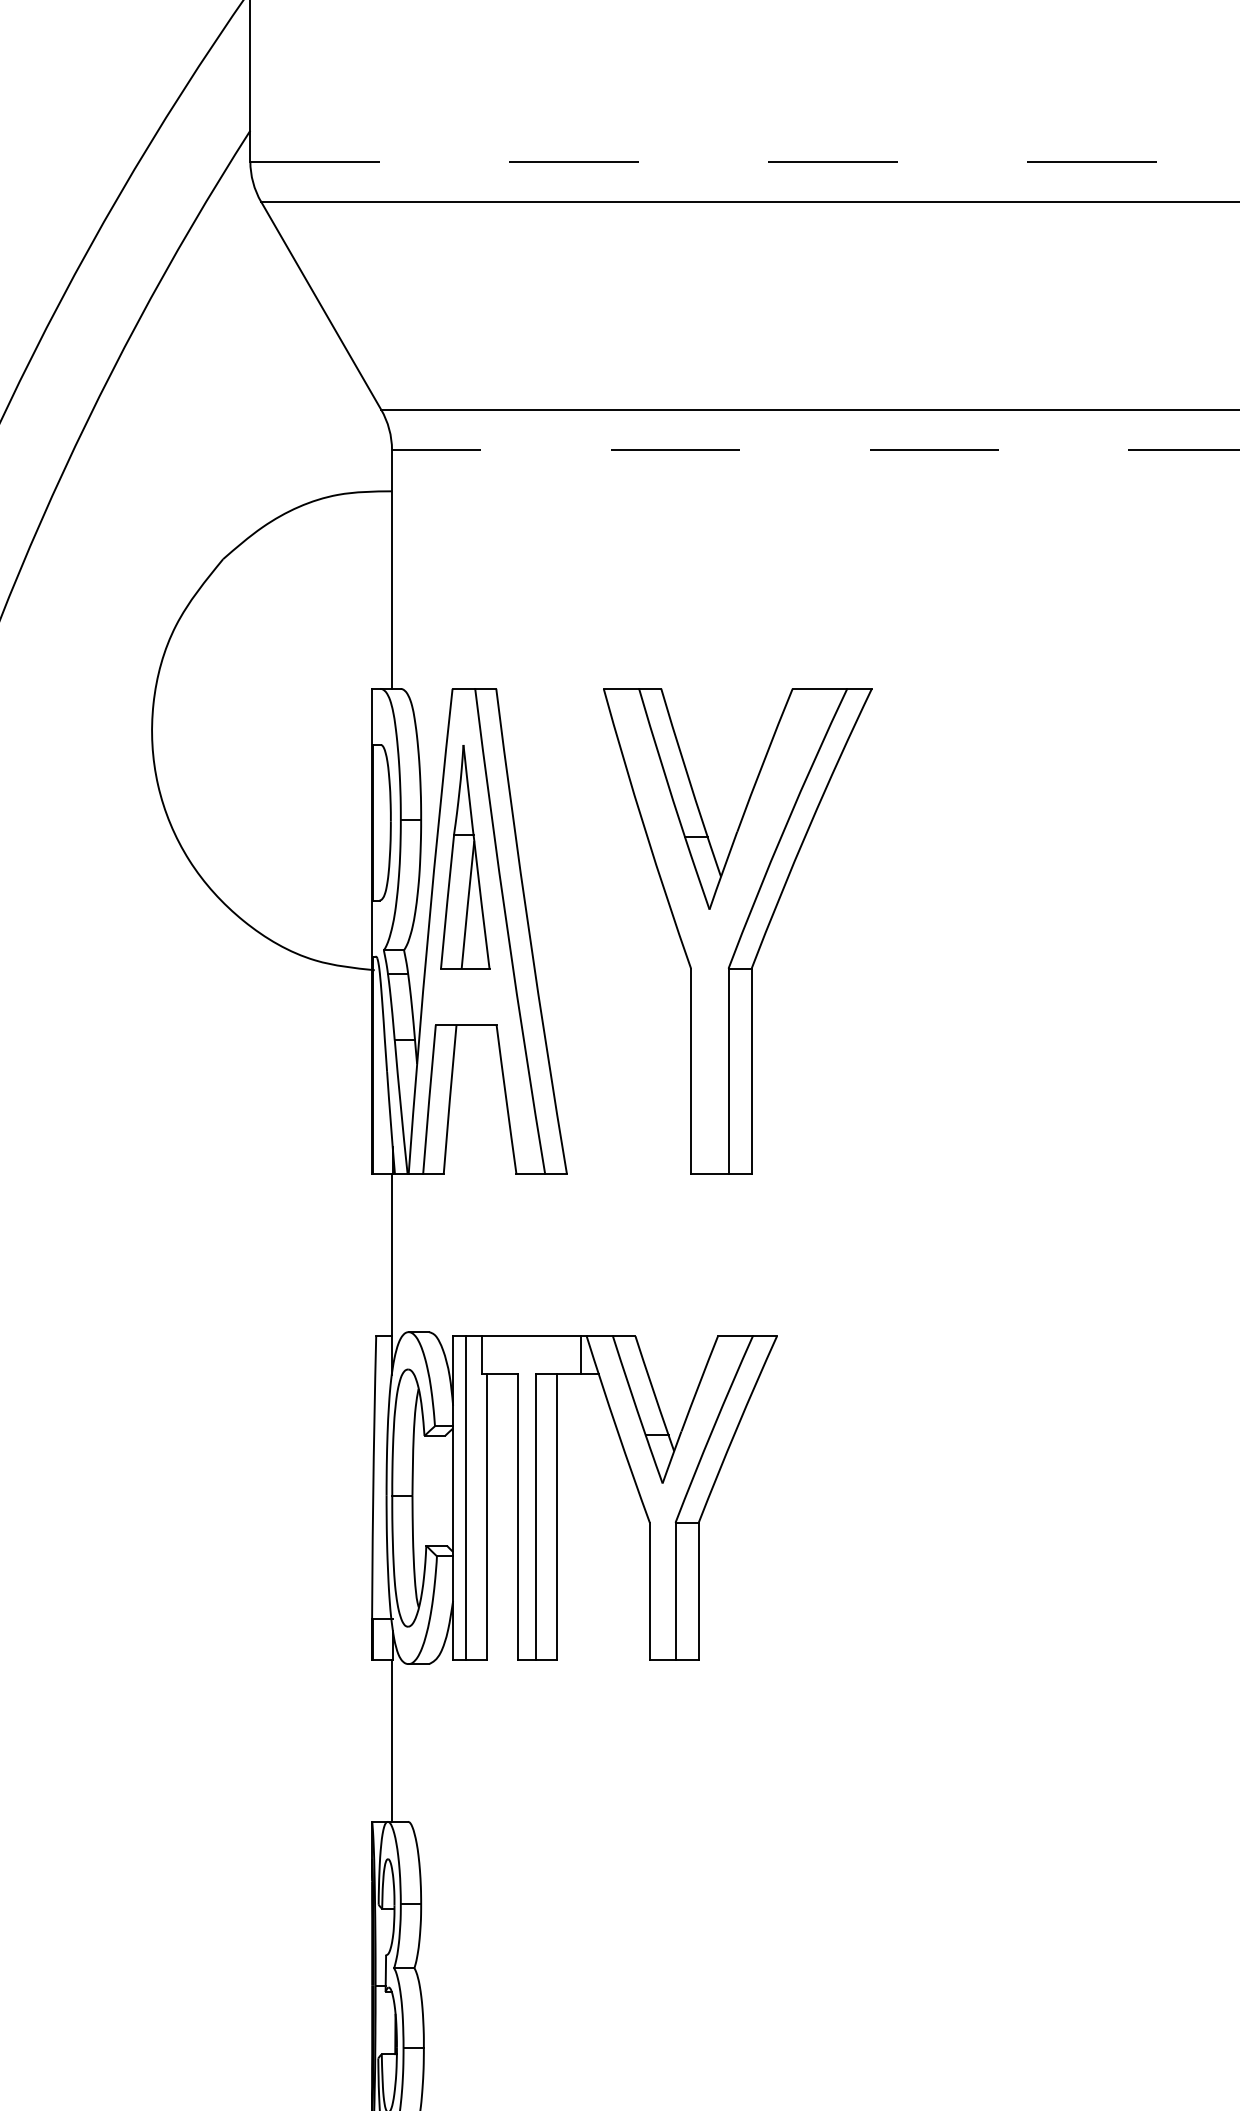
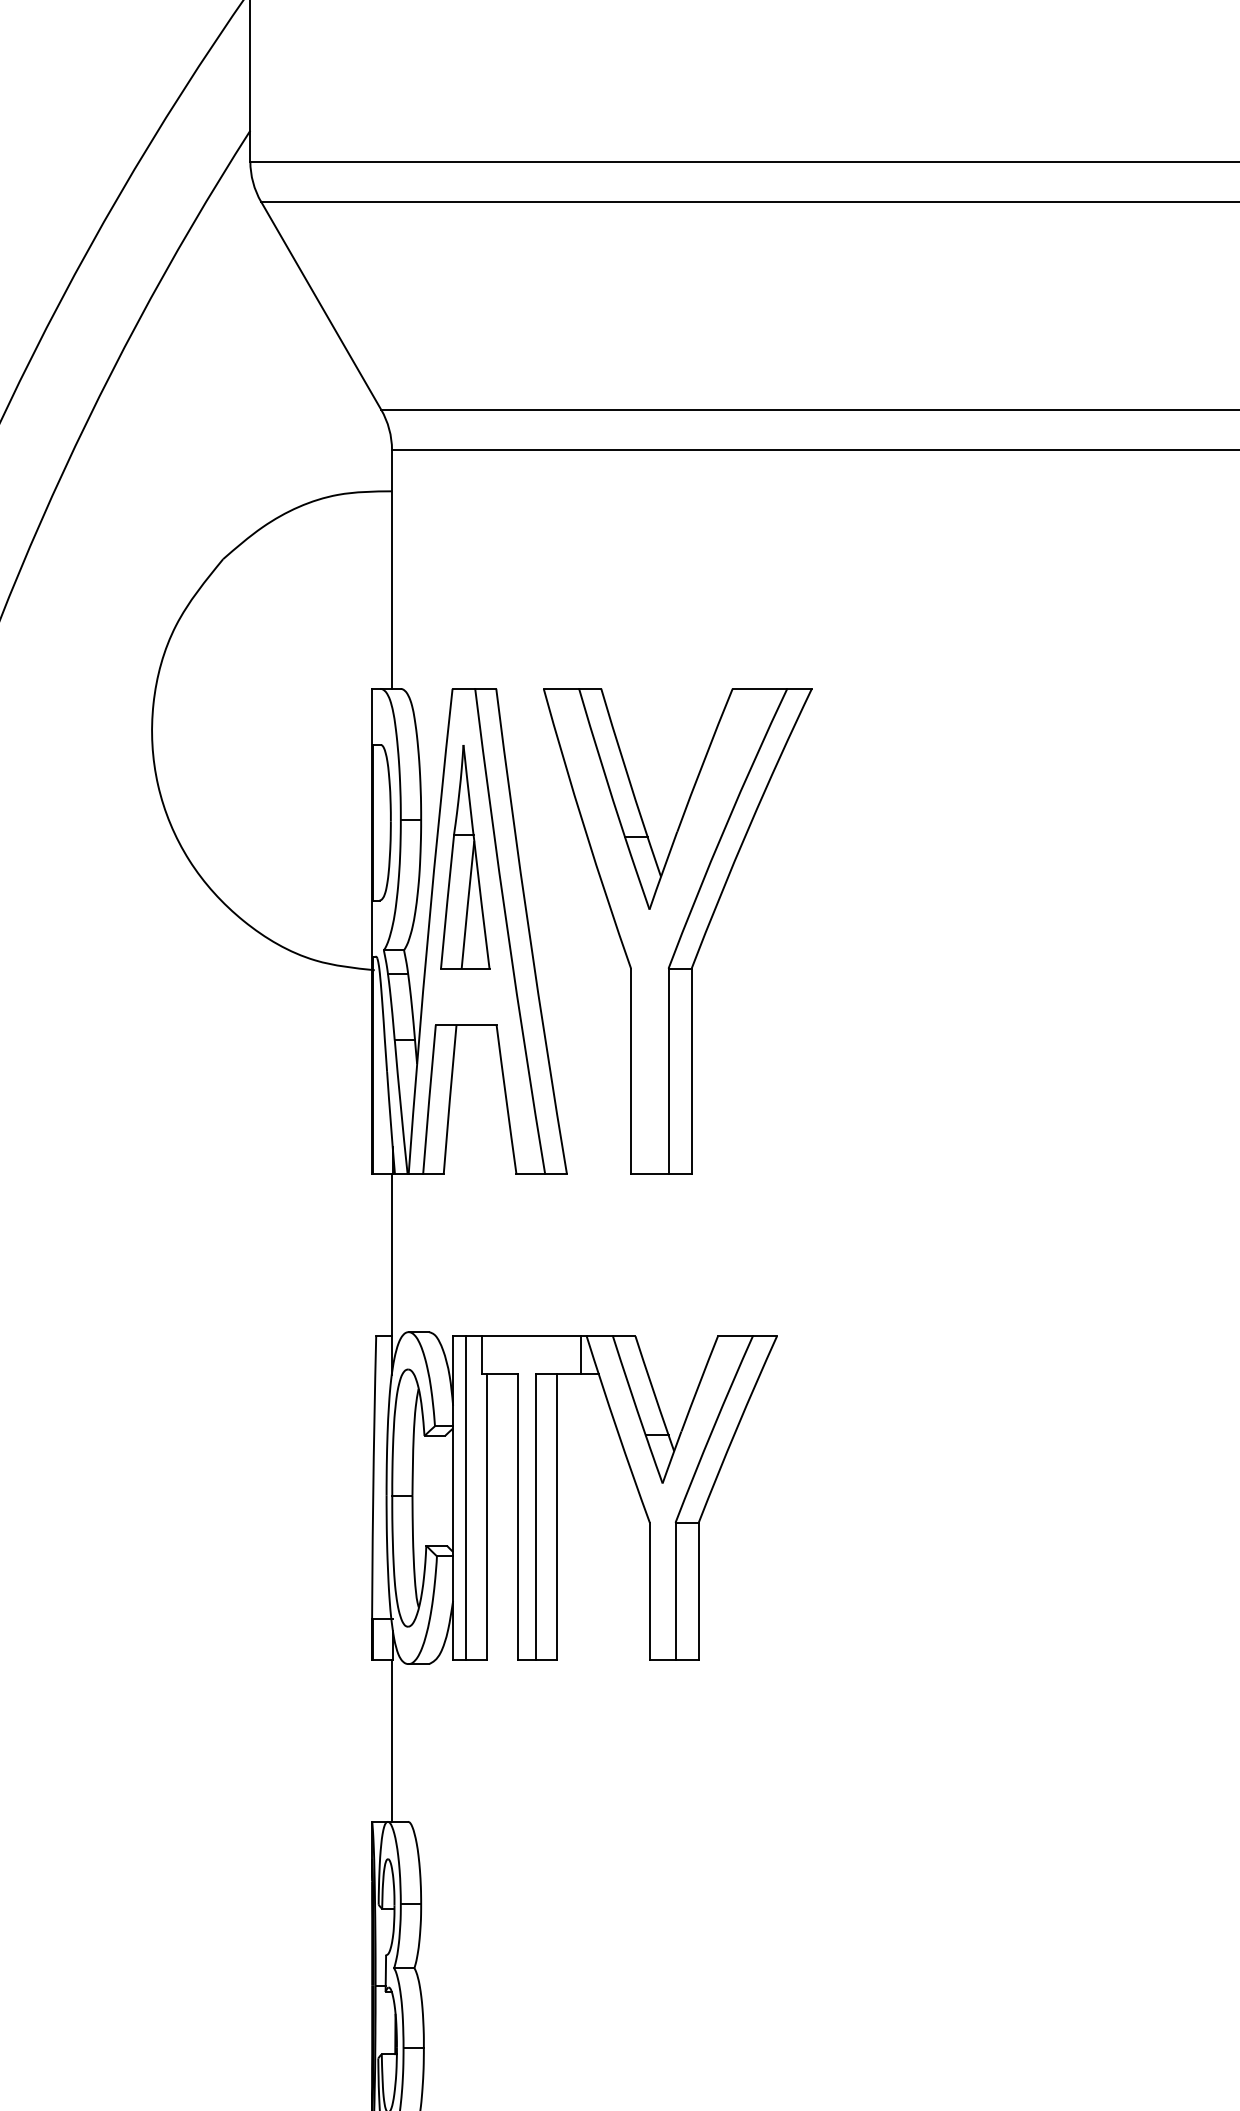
line: dashed -> solid (745, 161)
line: dashed -> solid (815, 450)
part position: (737, 931) -> (677, 931) (677, 931)
